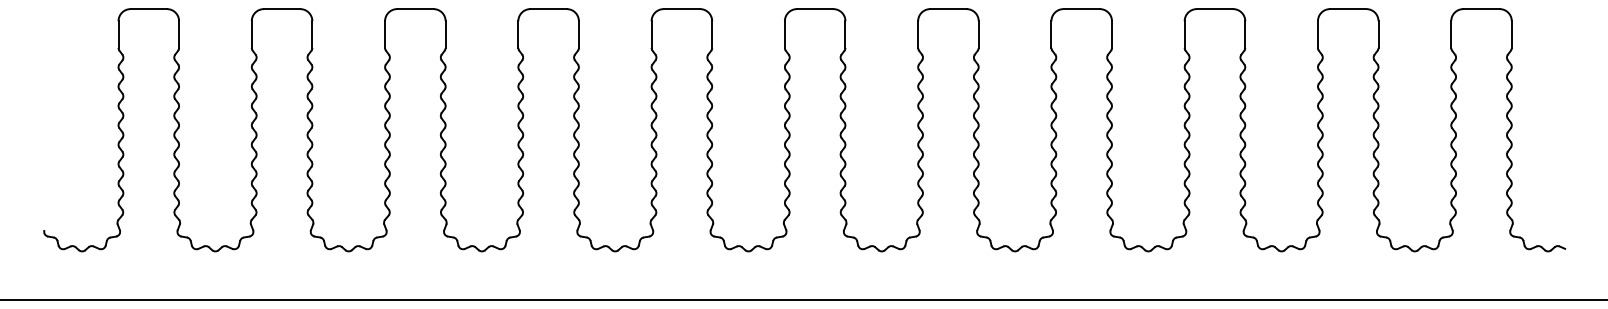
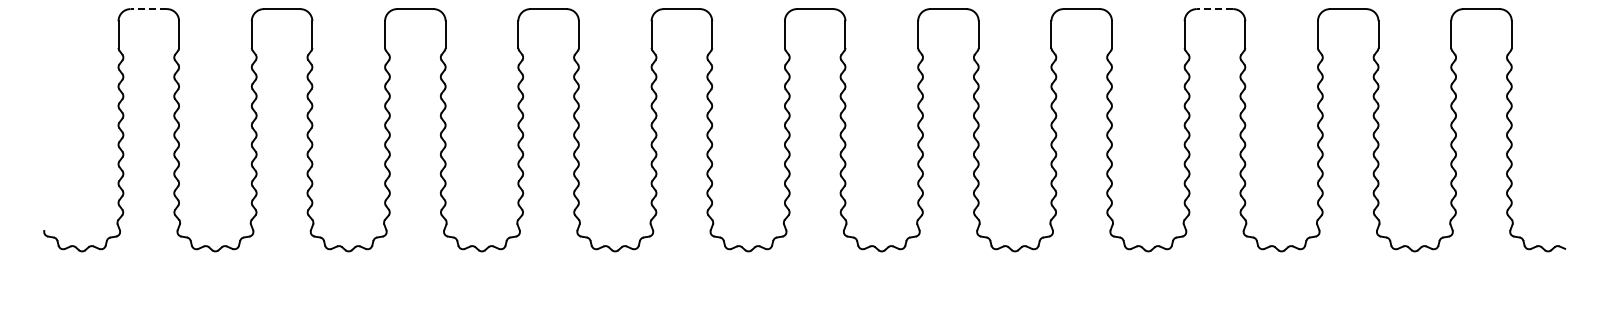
line: solid -> dashed (148, 9)
line: solid -> dashed (1214, 9)
line: present -> none (803, 299)
